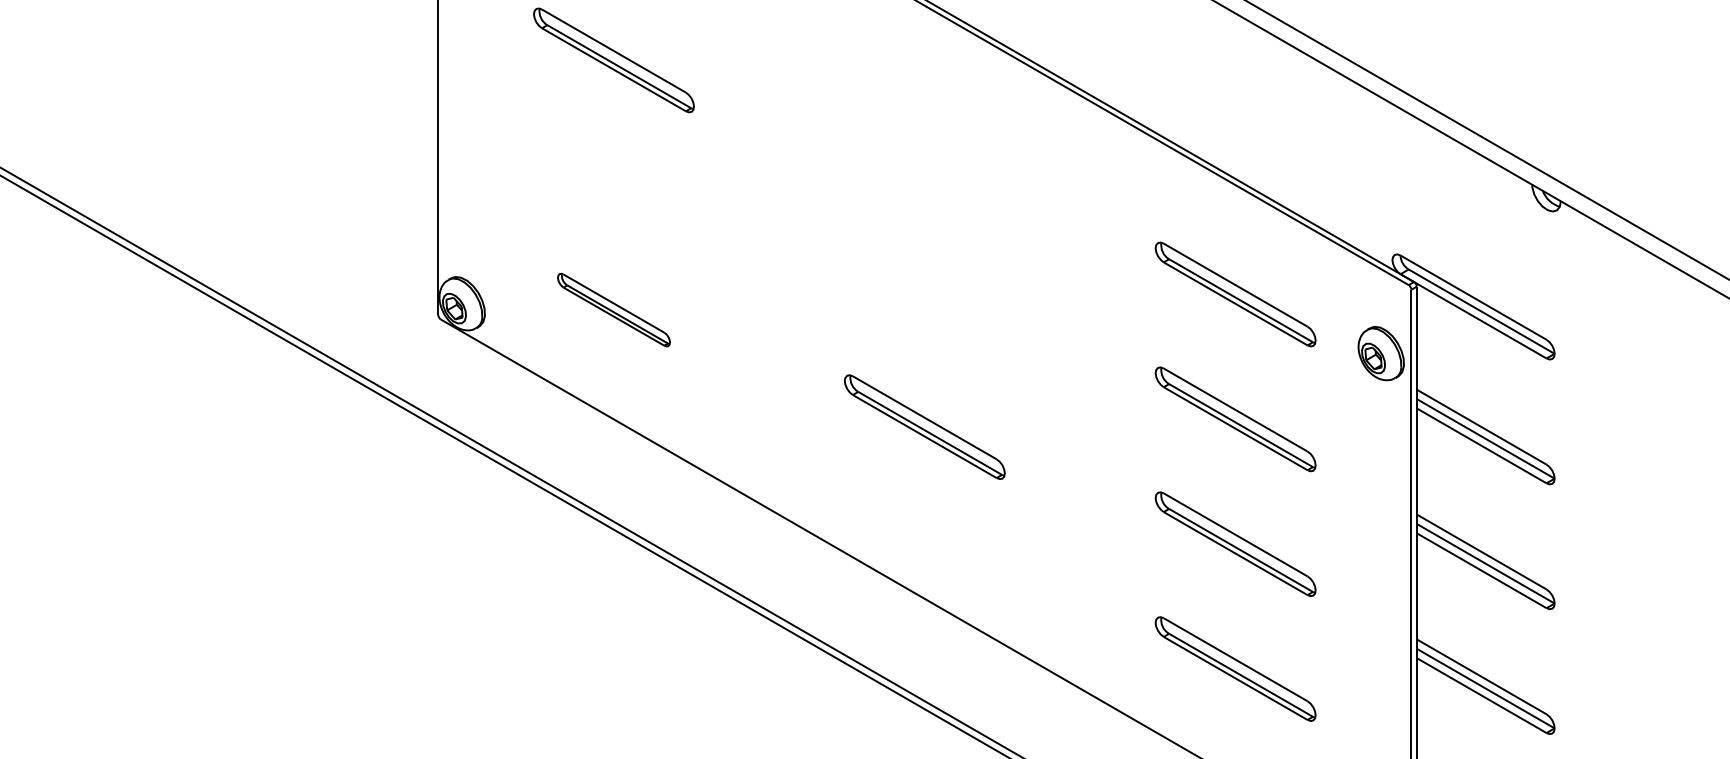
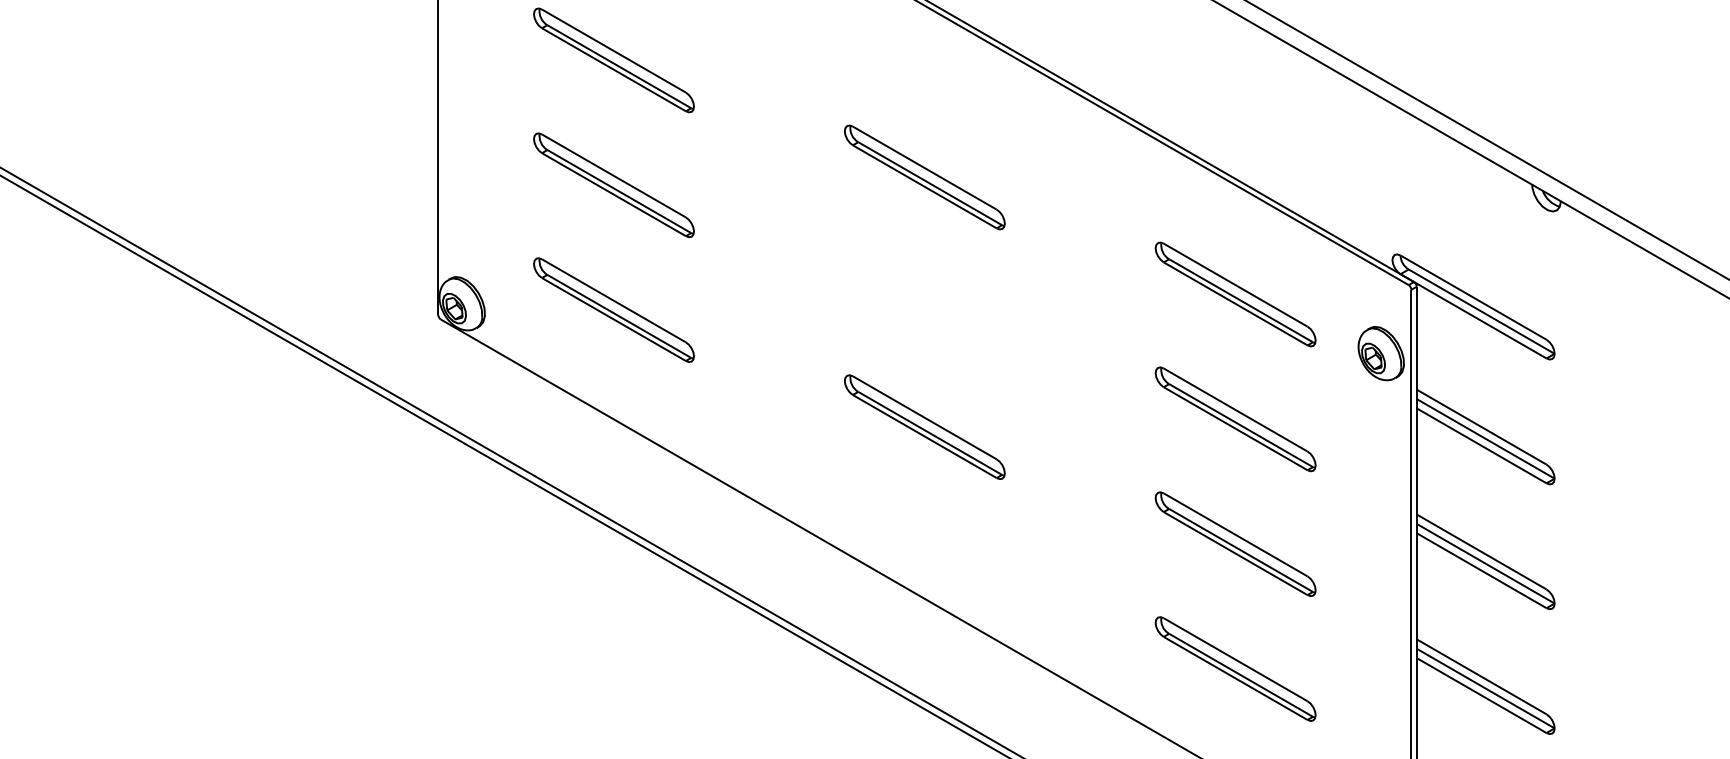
part: none -> present (924, 177)
part: none -> present (613, 184)
part size: 114x76 px -> 162x106 px (613, 309)
